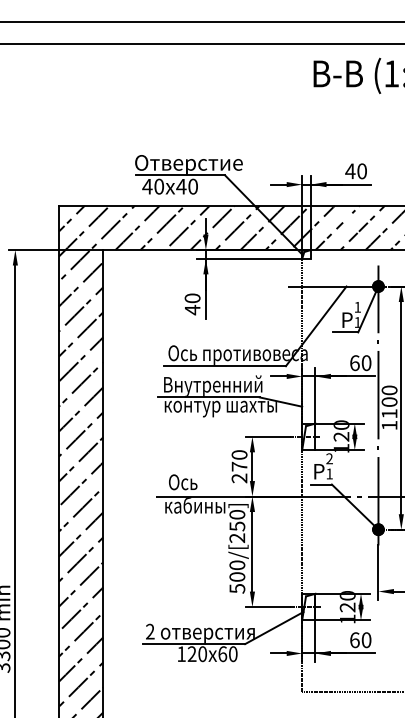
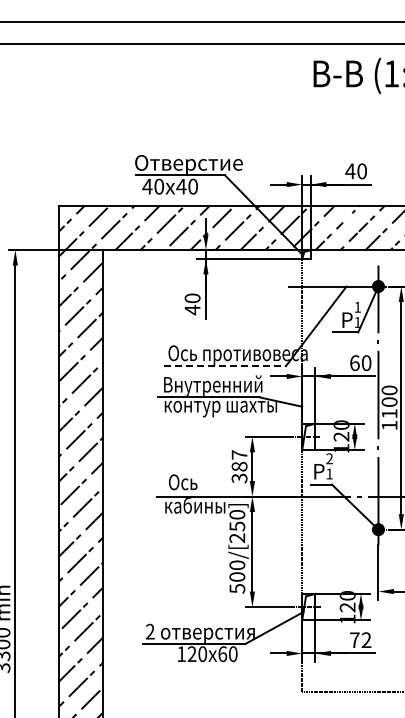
line: solid -> dashed (224, 366)
text: 270 -> 387 (239, 466)
text: 60 -> 72 (360, 640)
